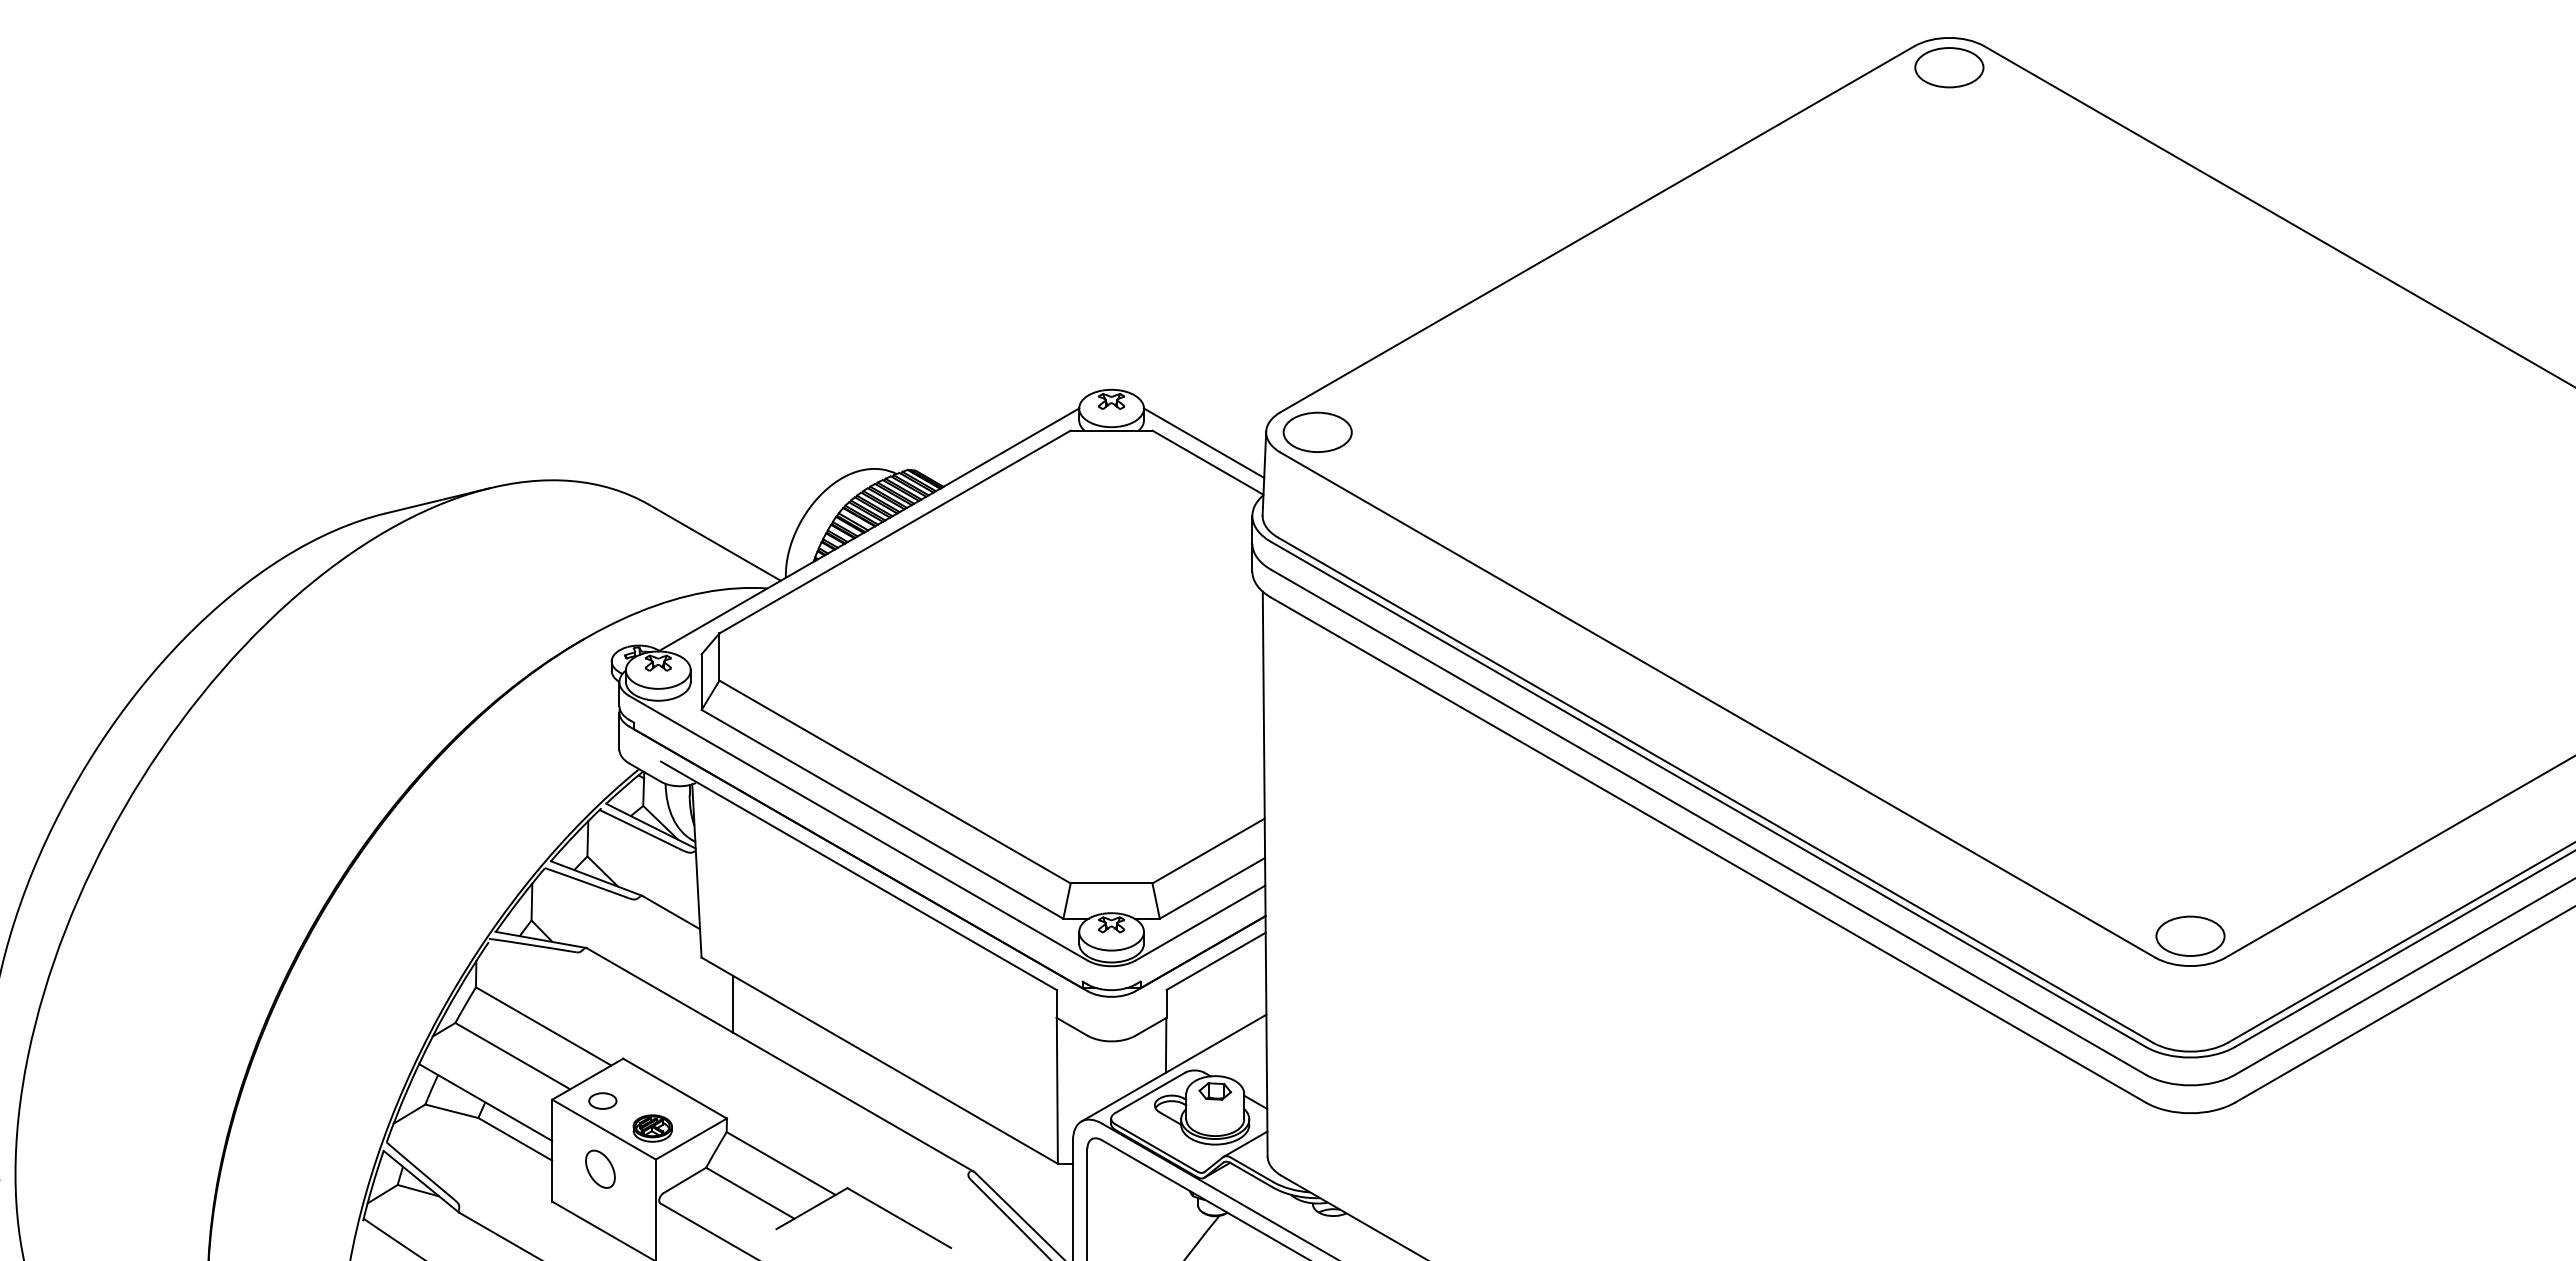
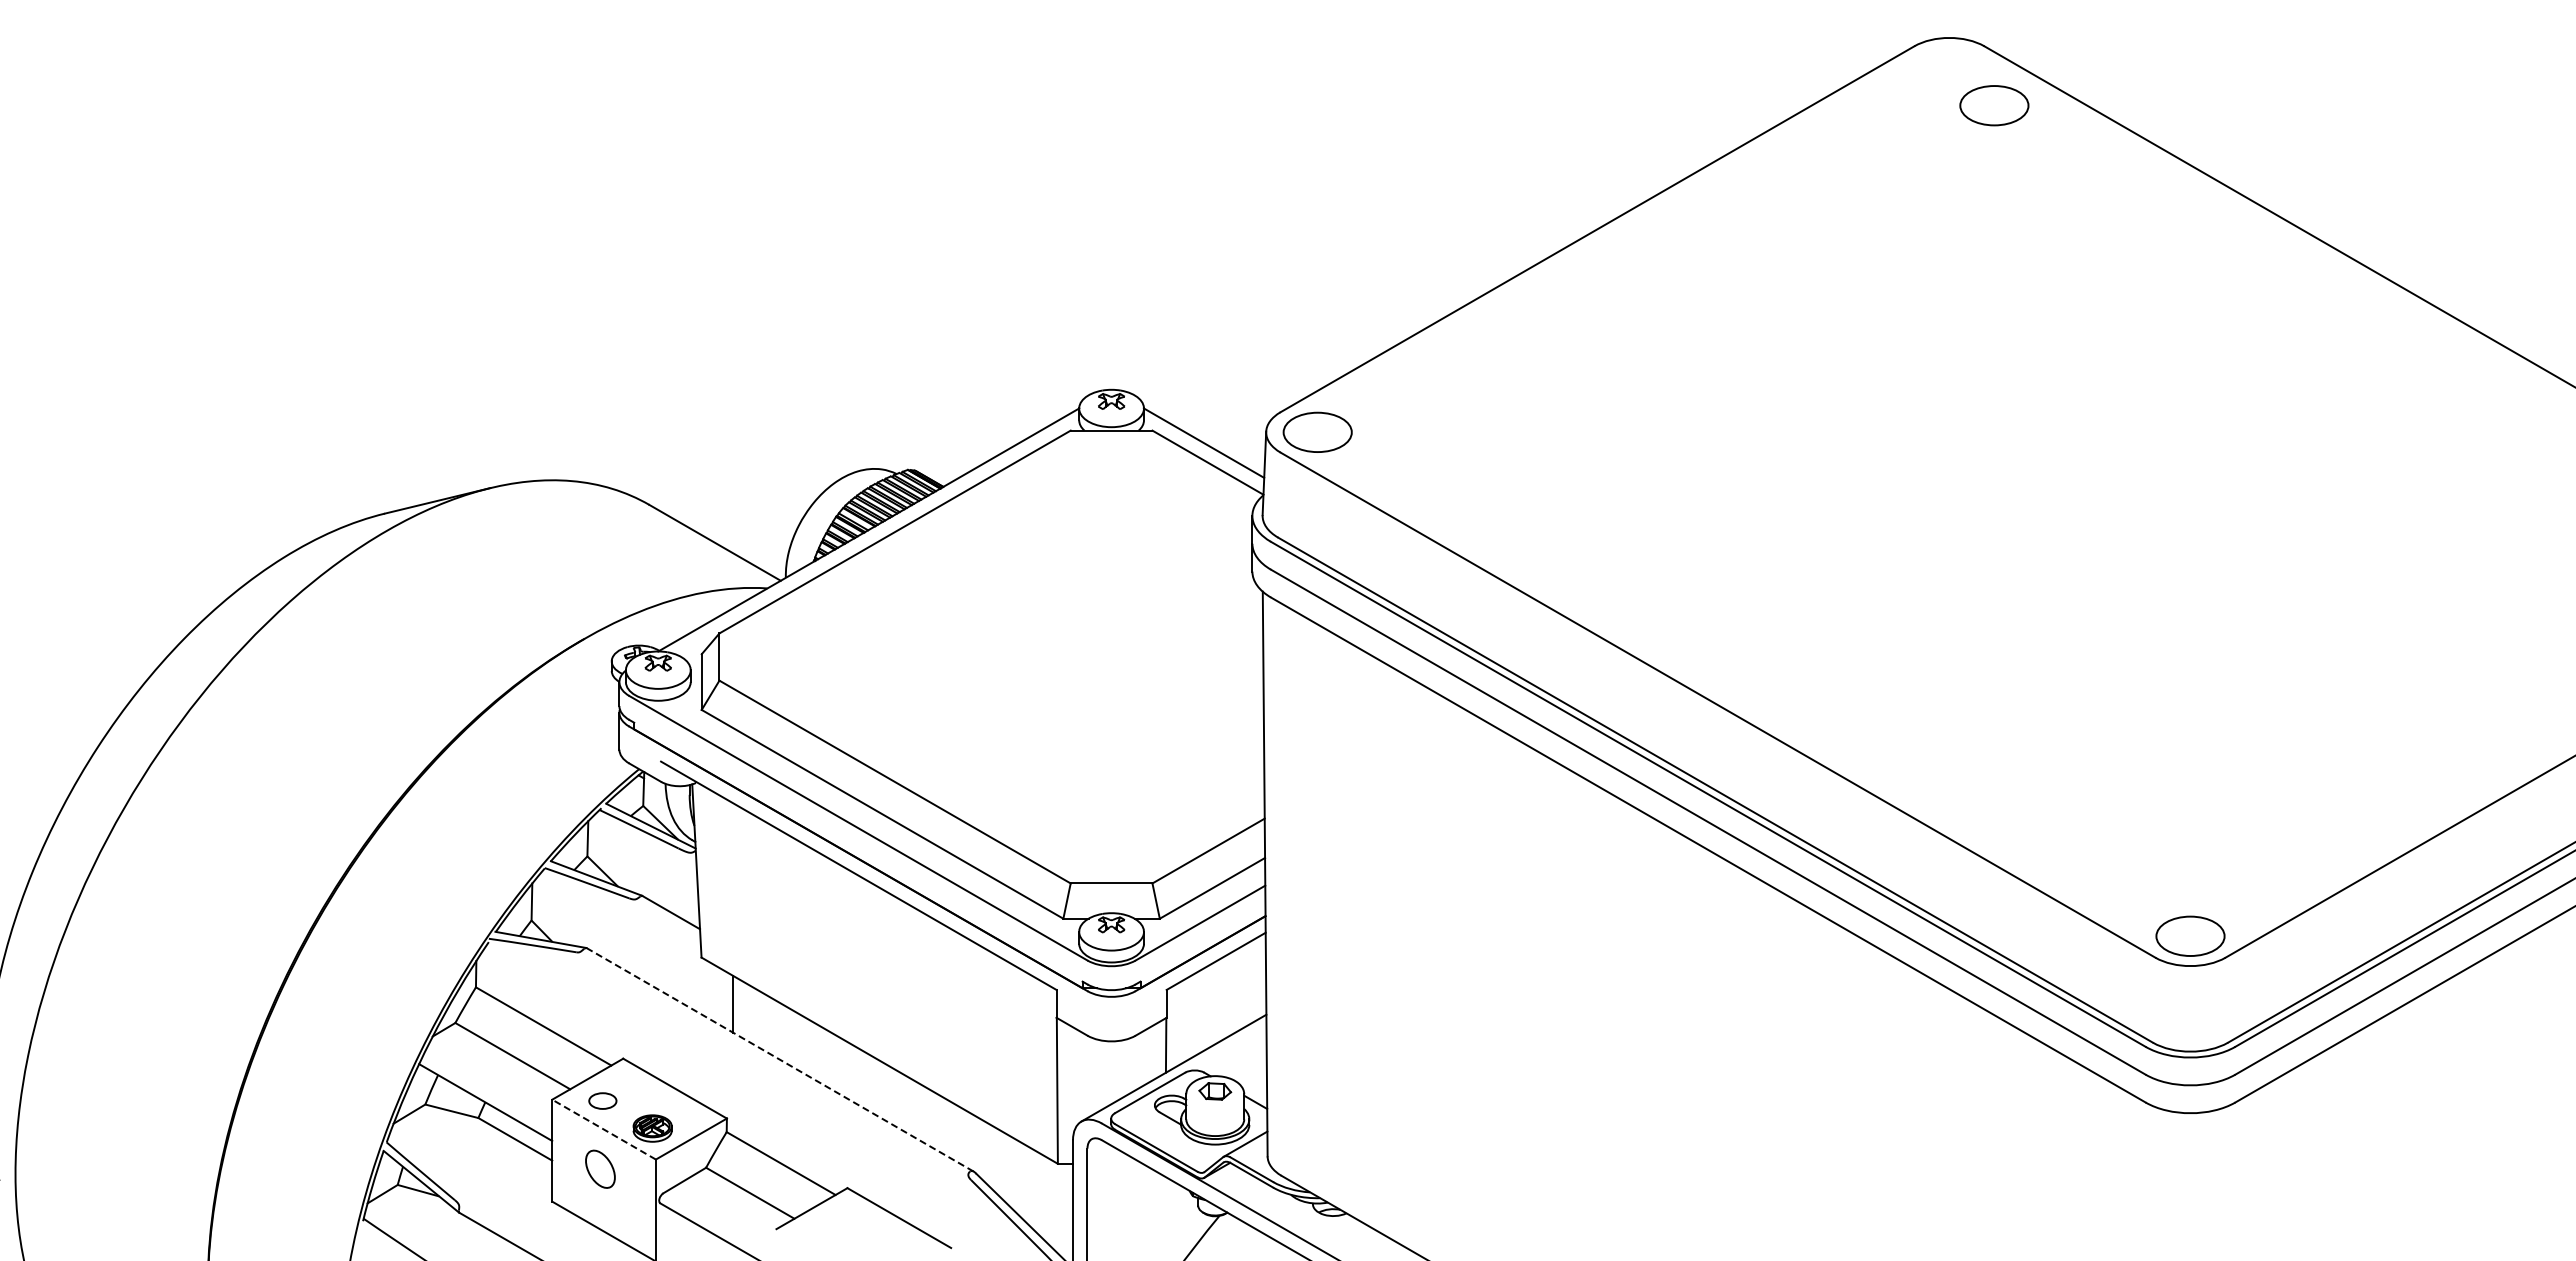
part position: (1949, 67) -> (1994, 105) (1994, 105)
line: solid -> dashed (780, 1059)
line: solid -> dashed (604, 1129)
